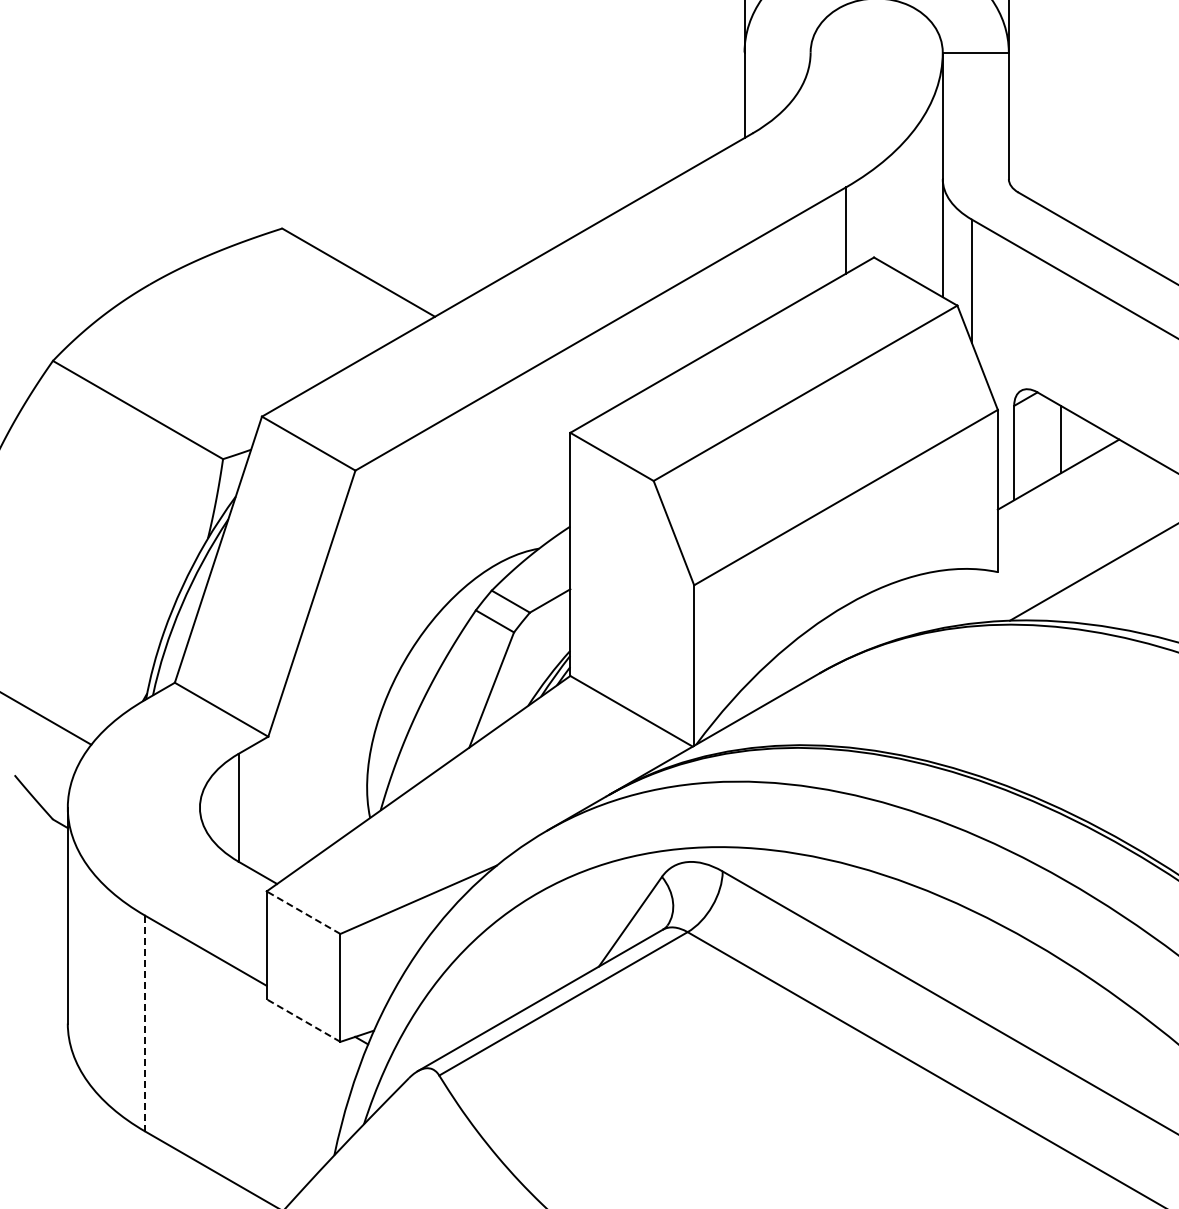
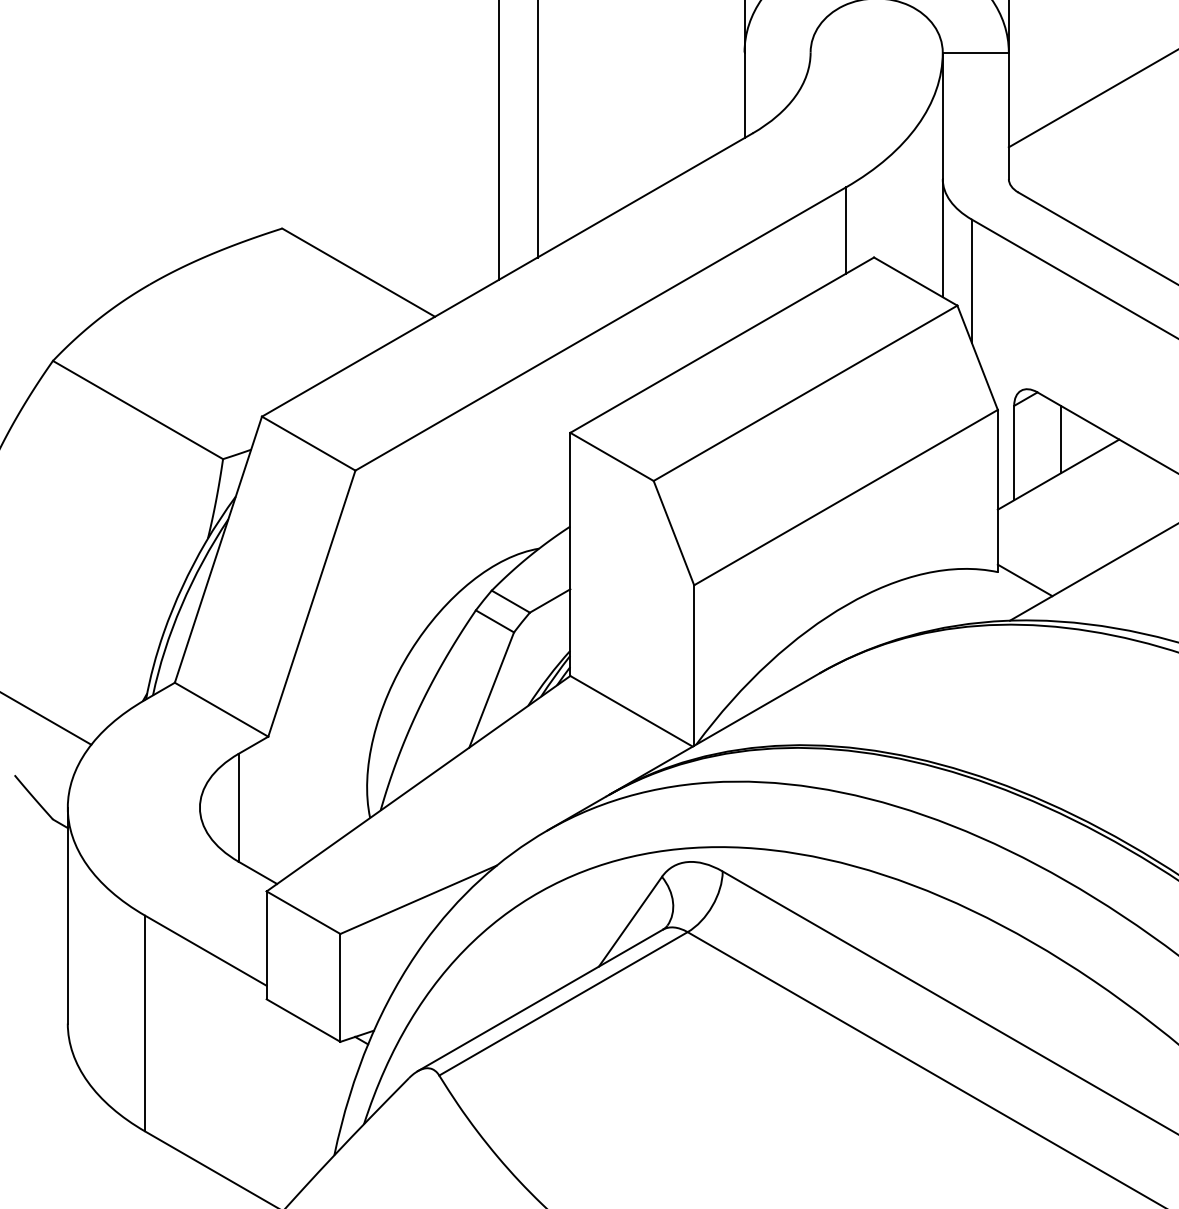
line: none -> present (1091, 99)
line: none -> present (537, 129)
line: none -> present (498, 140)
line: none -> present (1024, 580)
line: dashed -> solid (303, 912)
line: dashed -> solid (303, 1020)
line: dashed -> solid (145, 1023)
